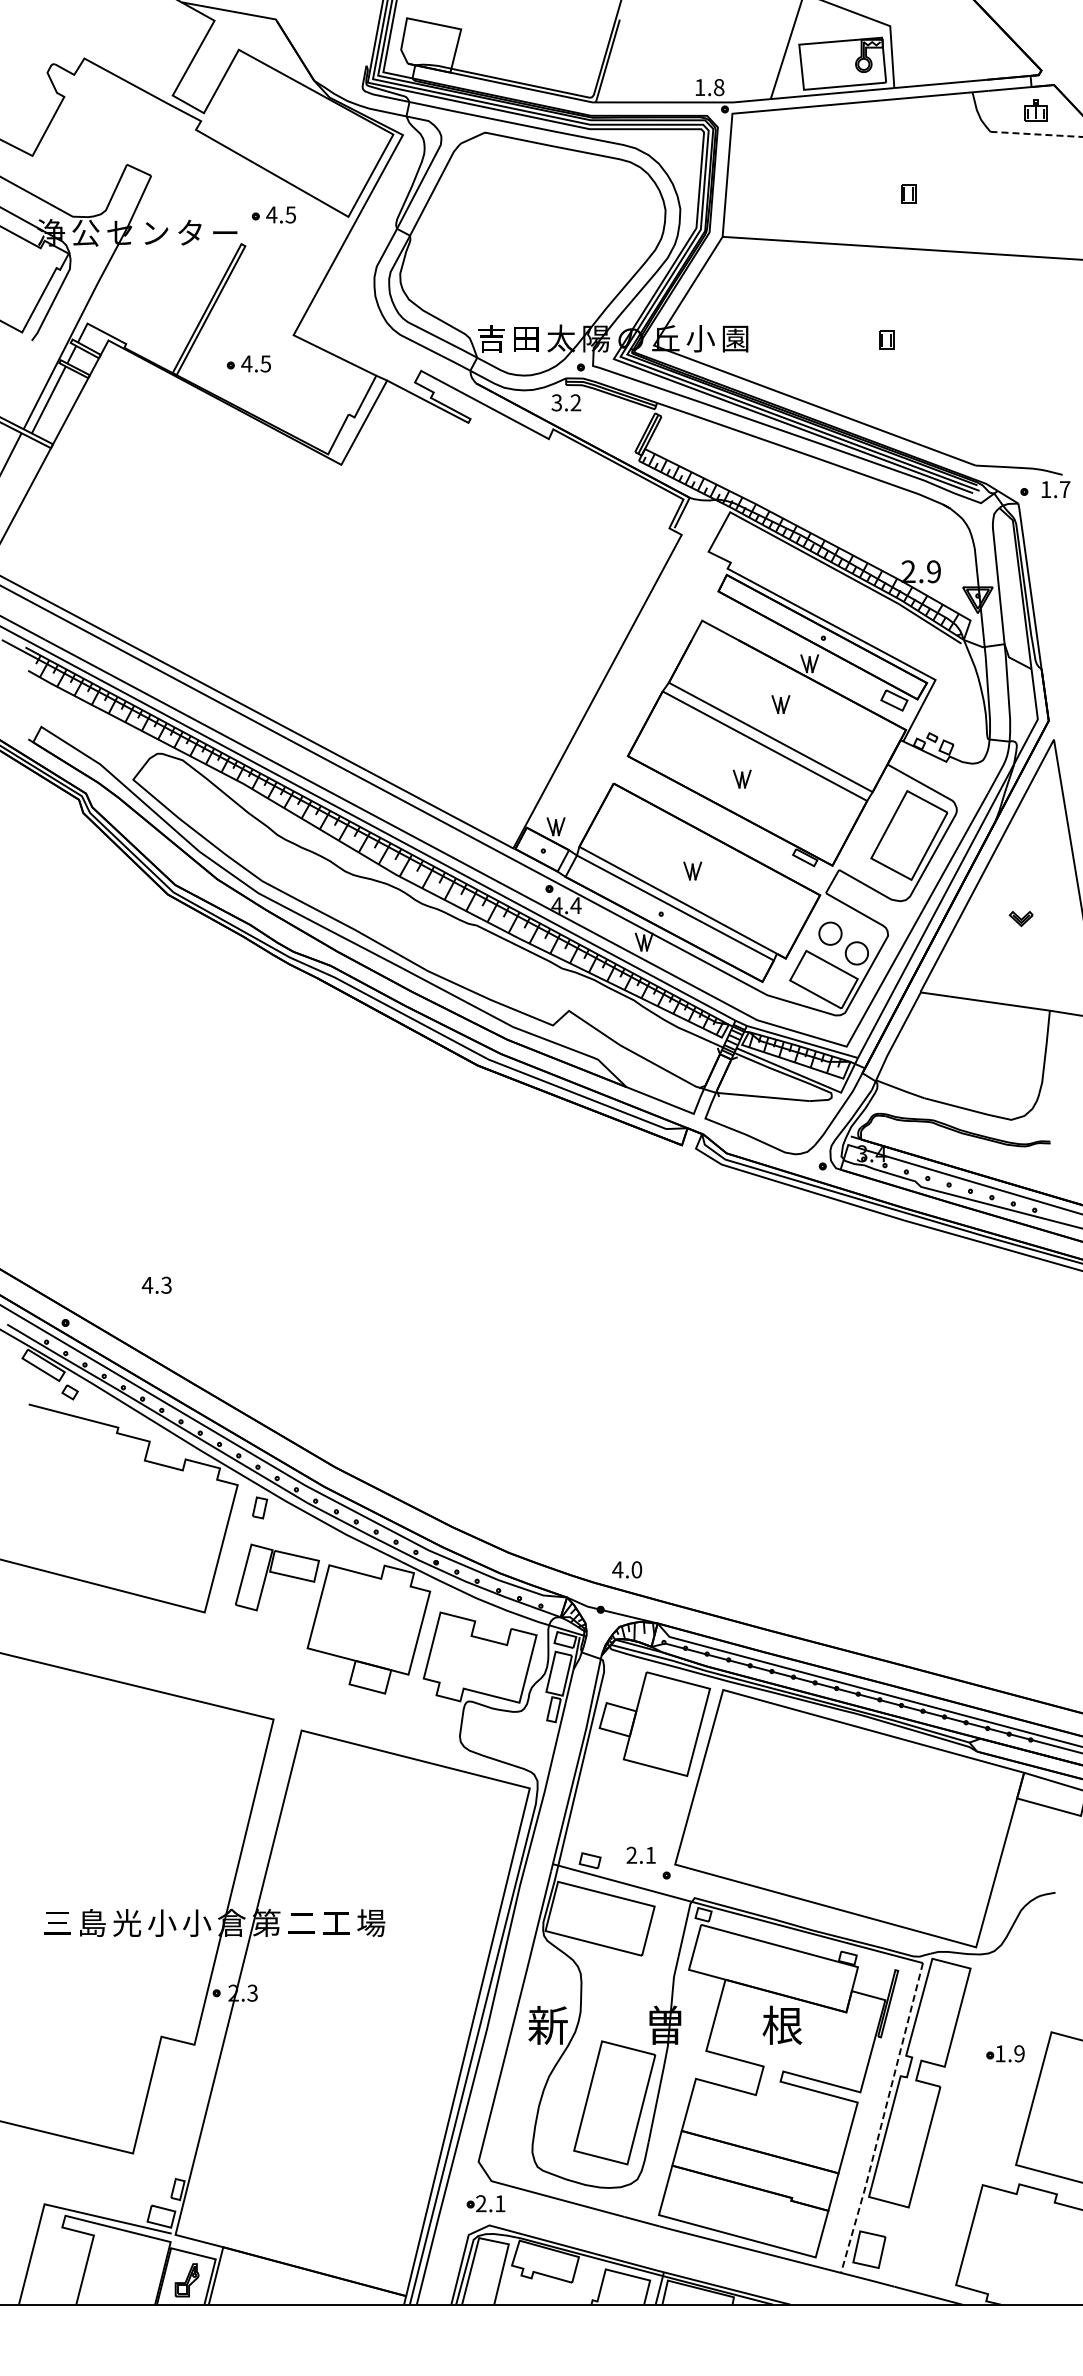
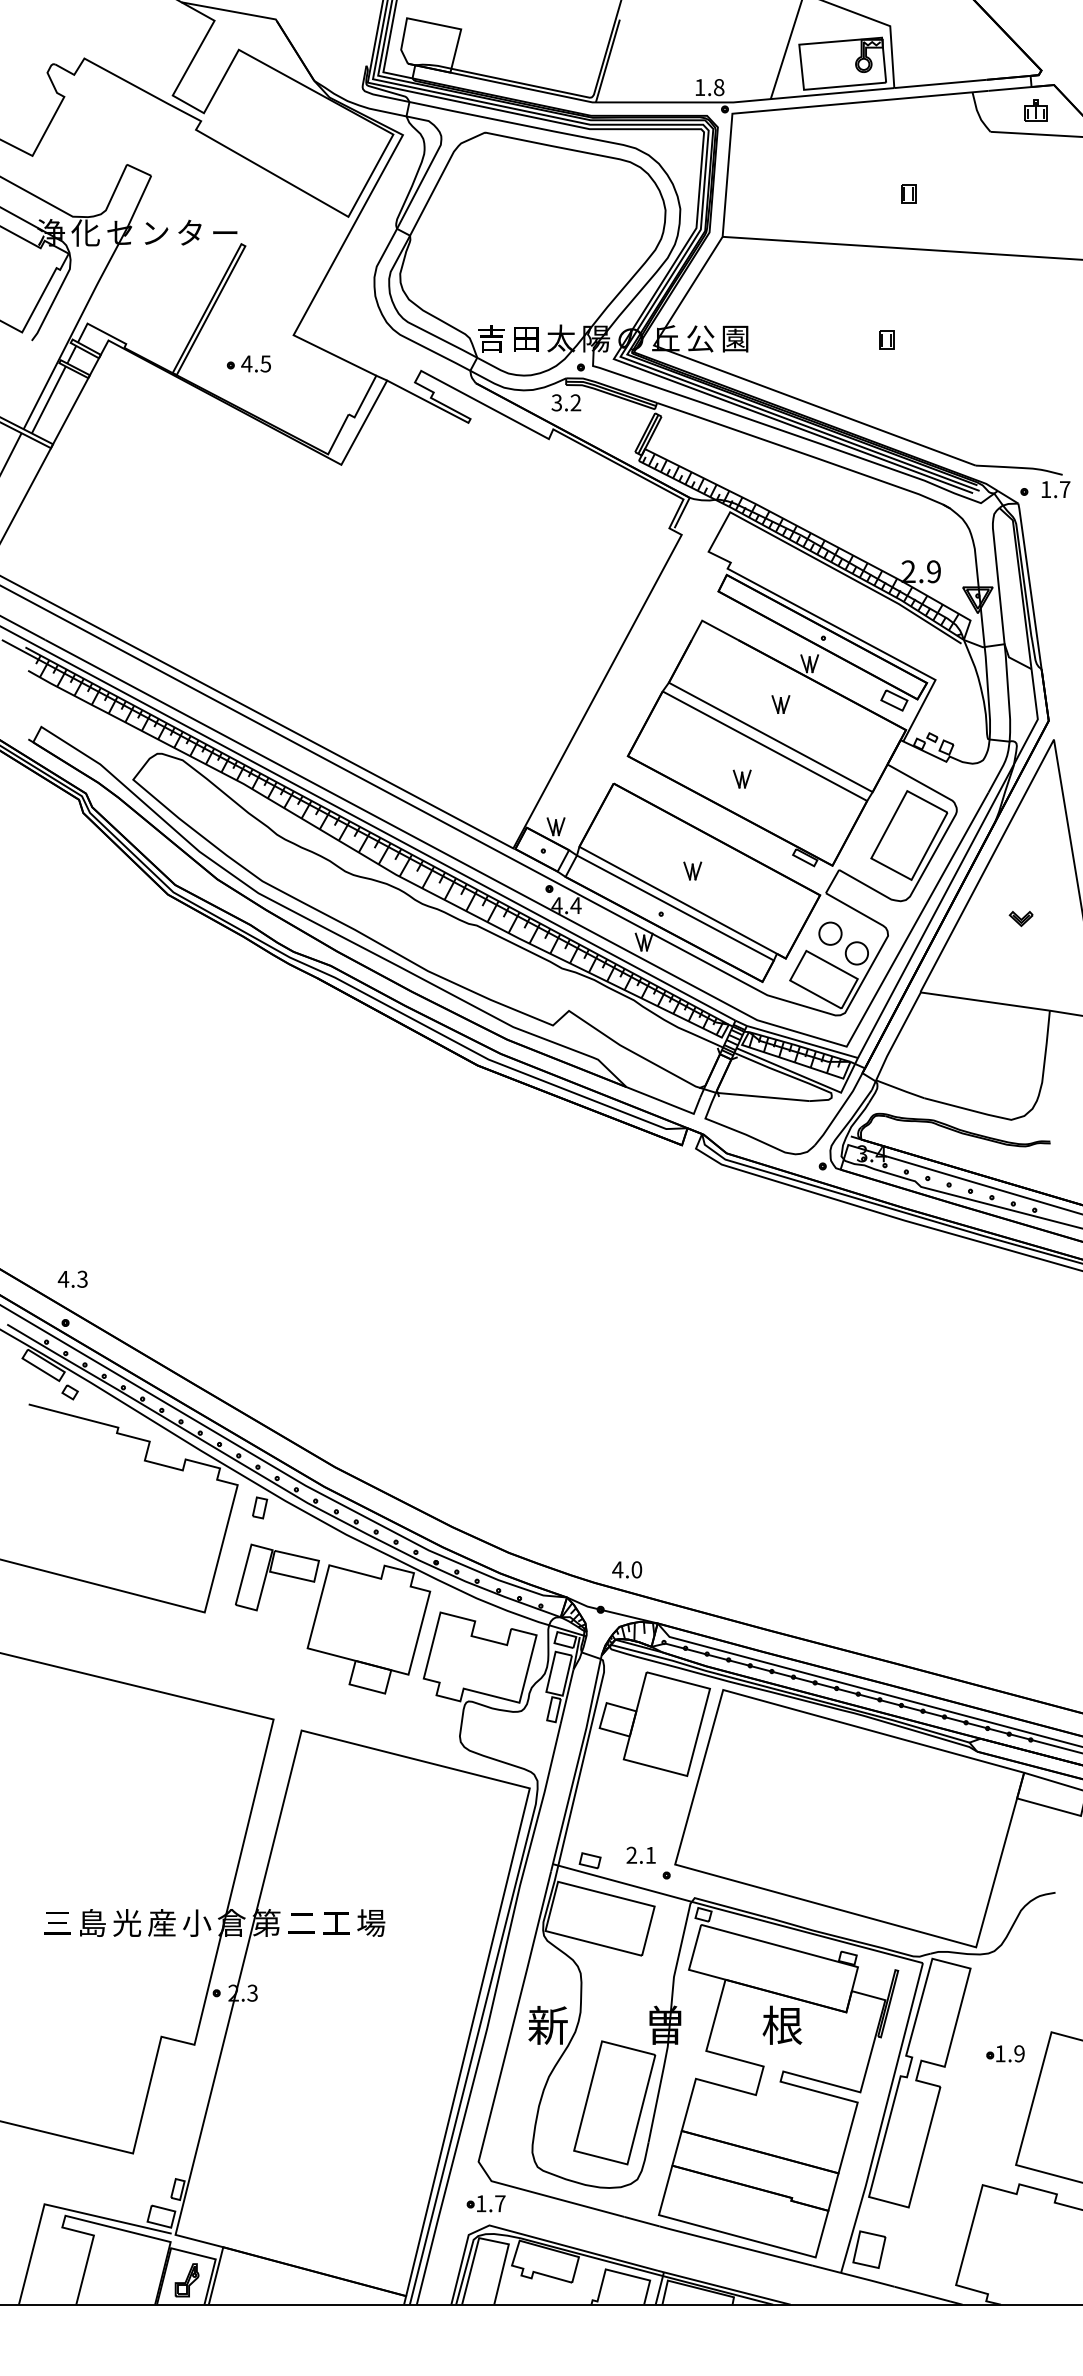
line: dashed -> solid (1036, 134)
part: present -> none (273, 214)
text: 公 -> 化 (85, 232)
text: 小 -> 公 (700, 338)
text position: (156, 1284) -> (72, 1278) (72, 1278)
text: 小 -> 産 (162, 1922)
line: dashed -> solid (882, 2119)
text: 2.1 -> 1.7 (490, 2203)
